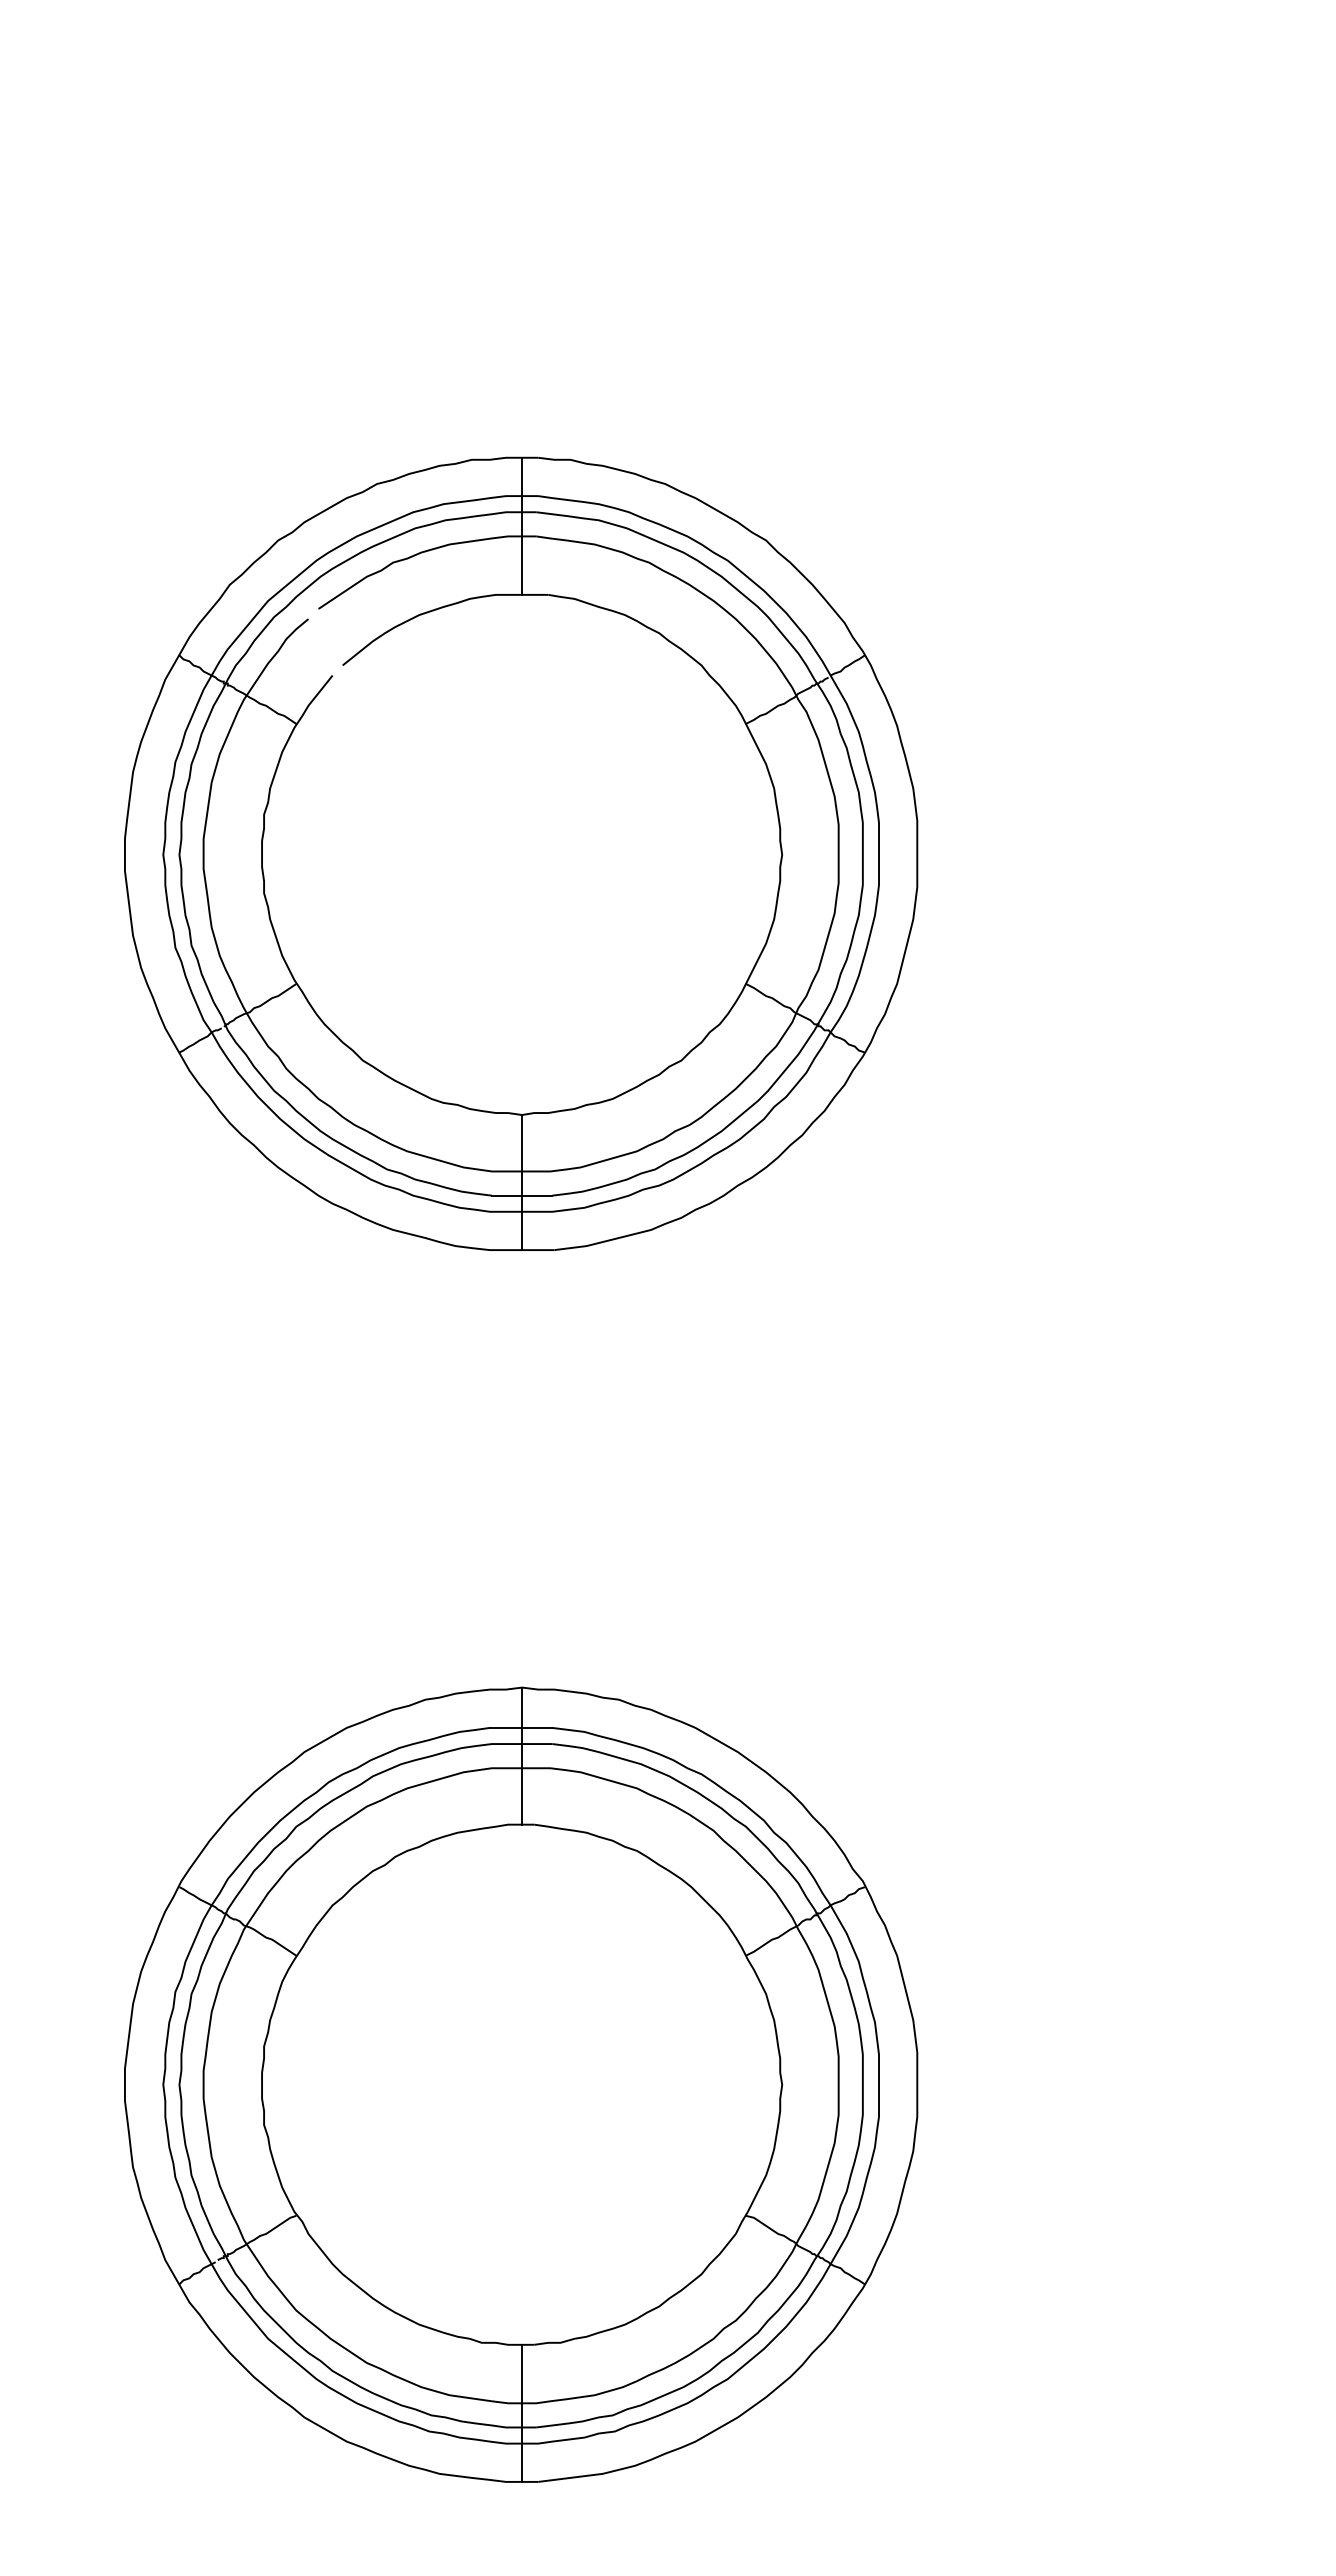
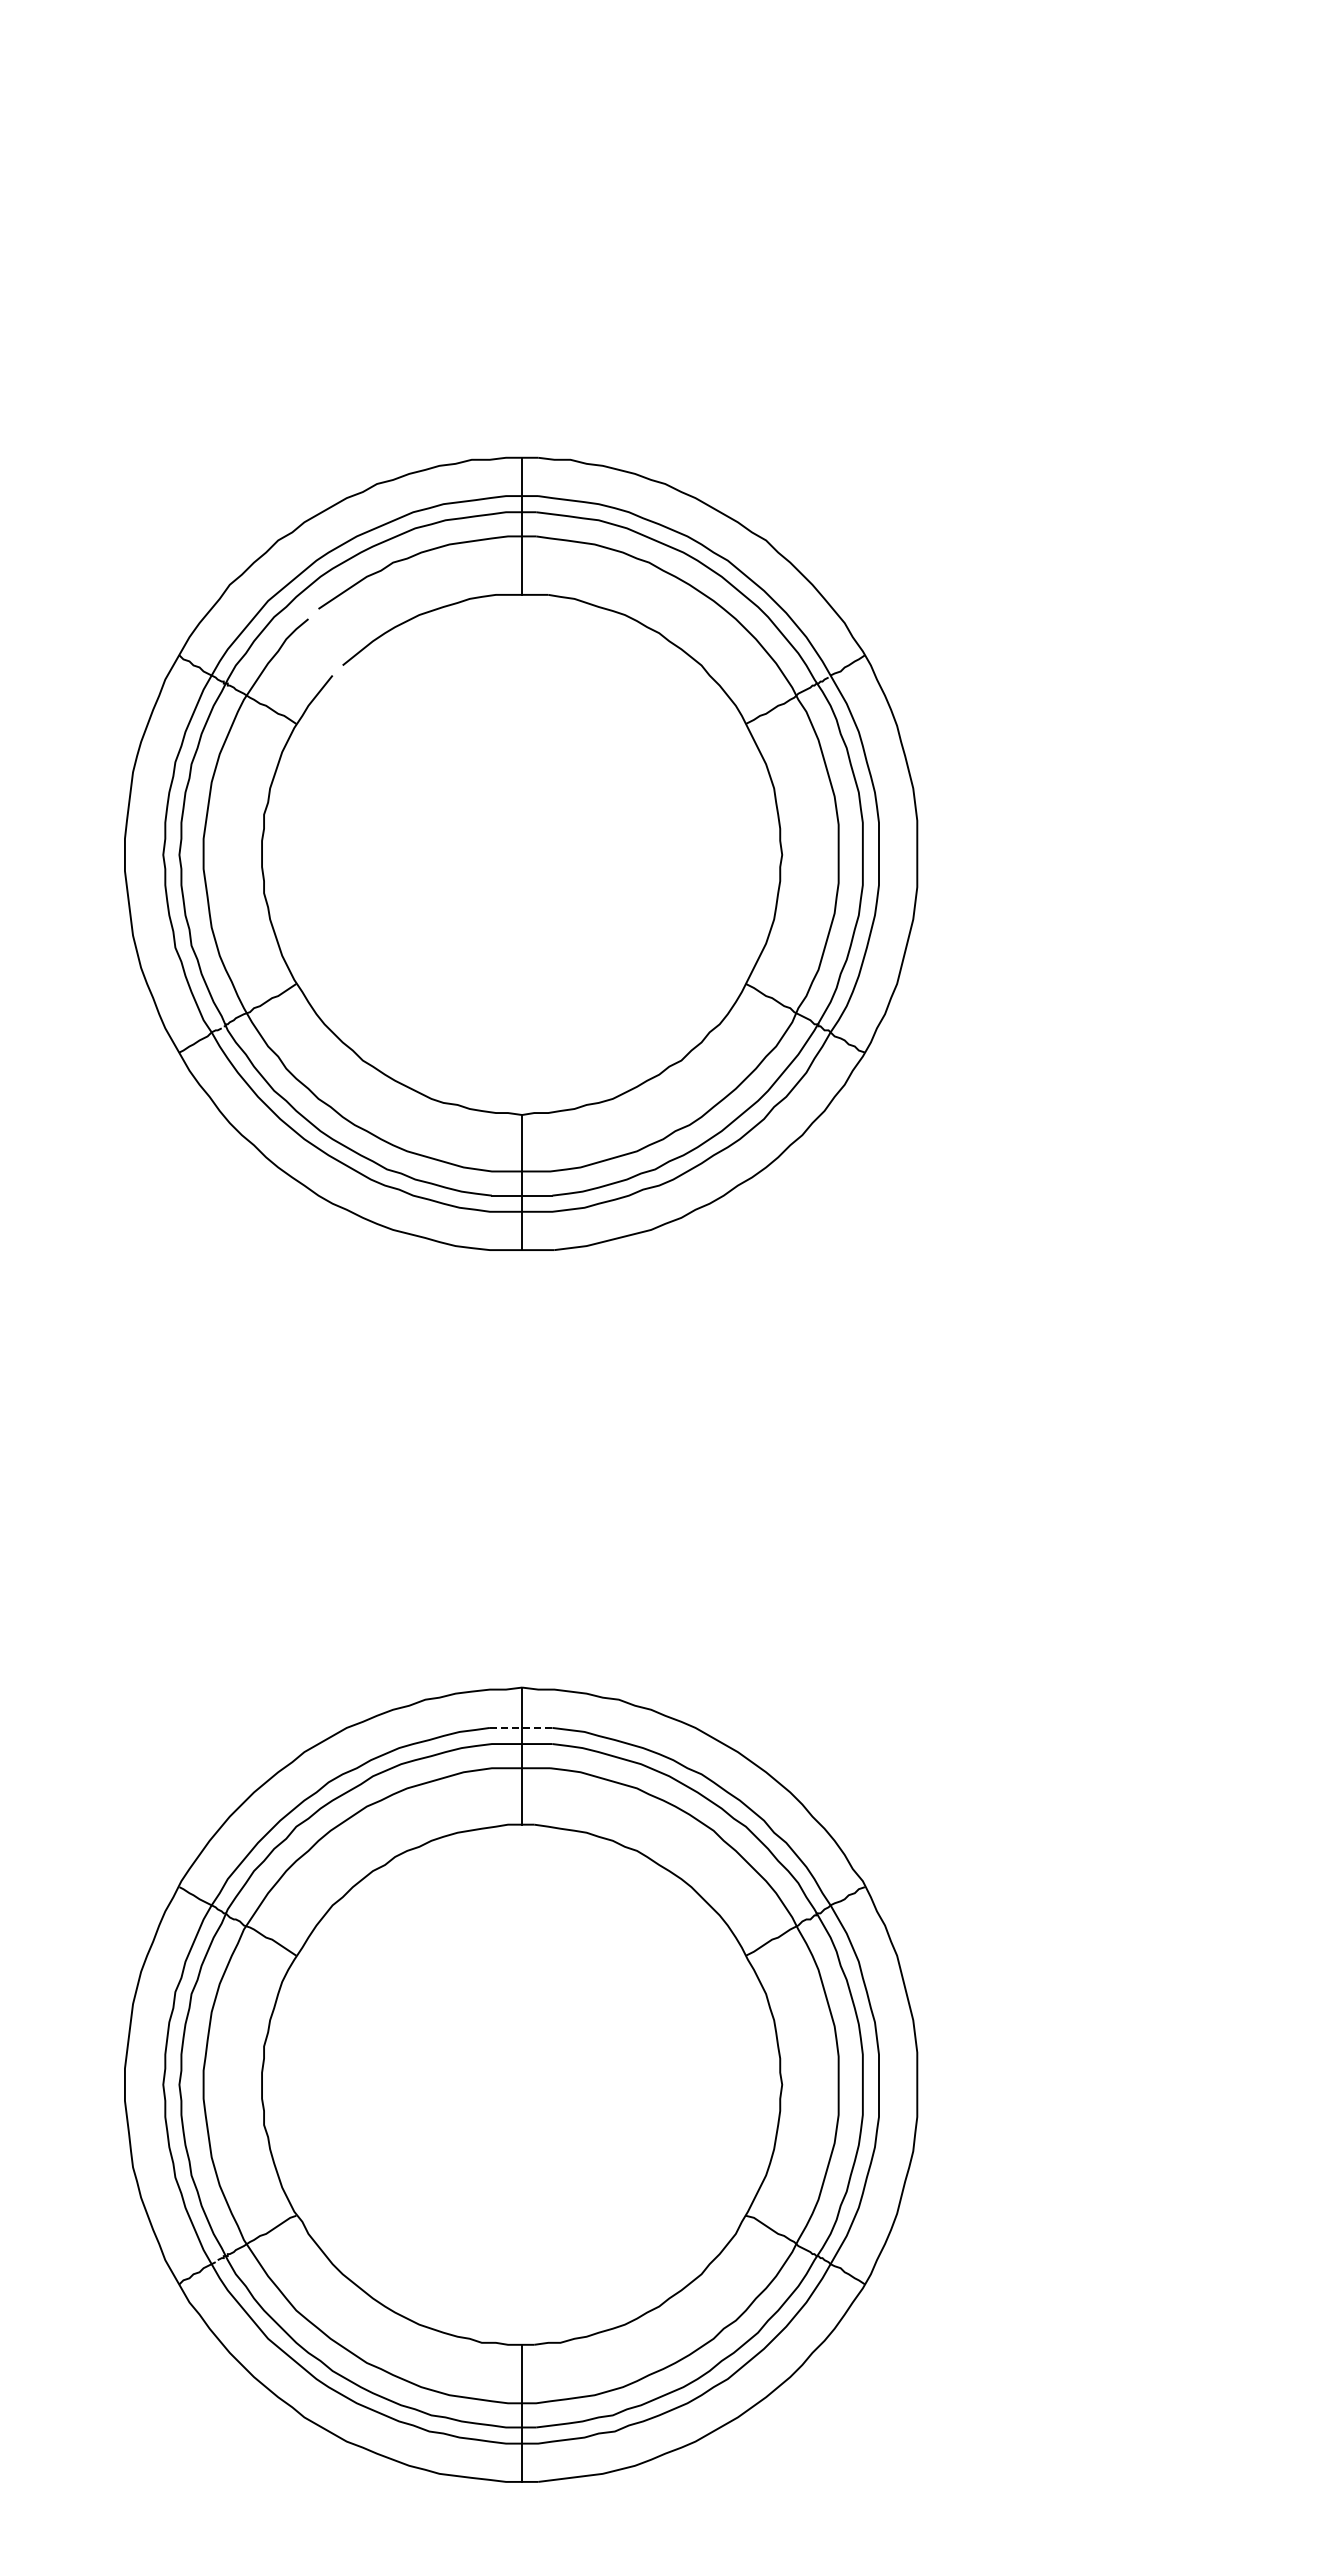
line: solid -> dashed (521, 1727)
